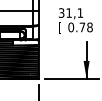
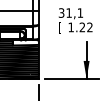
text: 0.78 -> 1.22 (80, 27)
